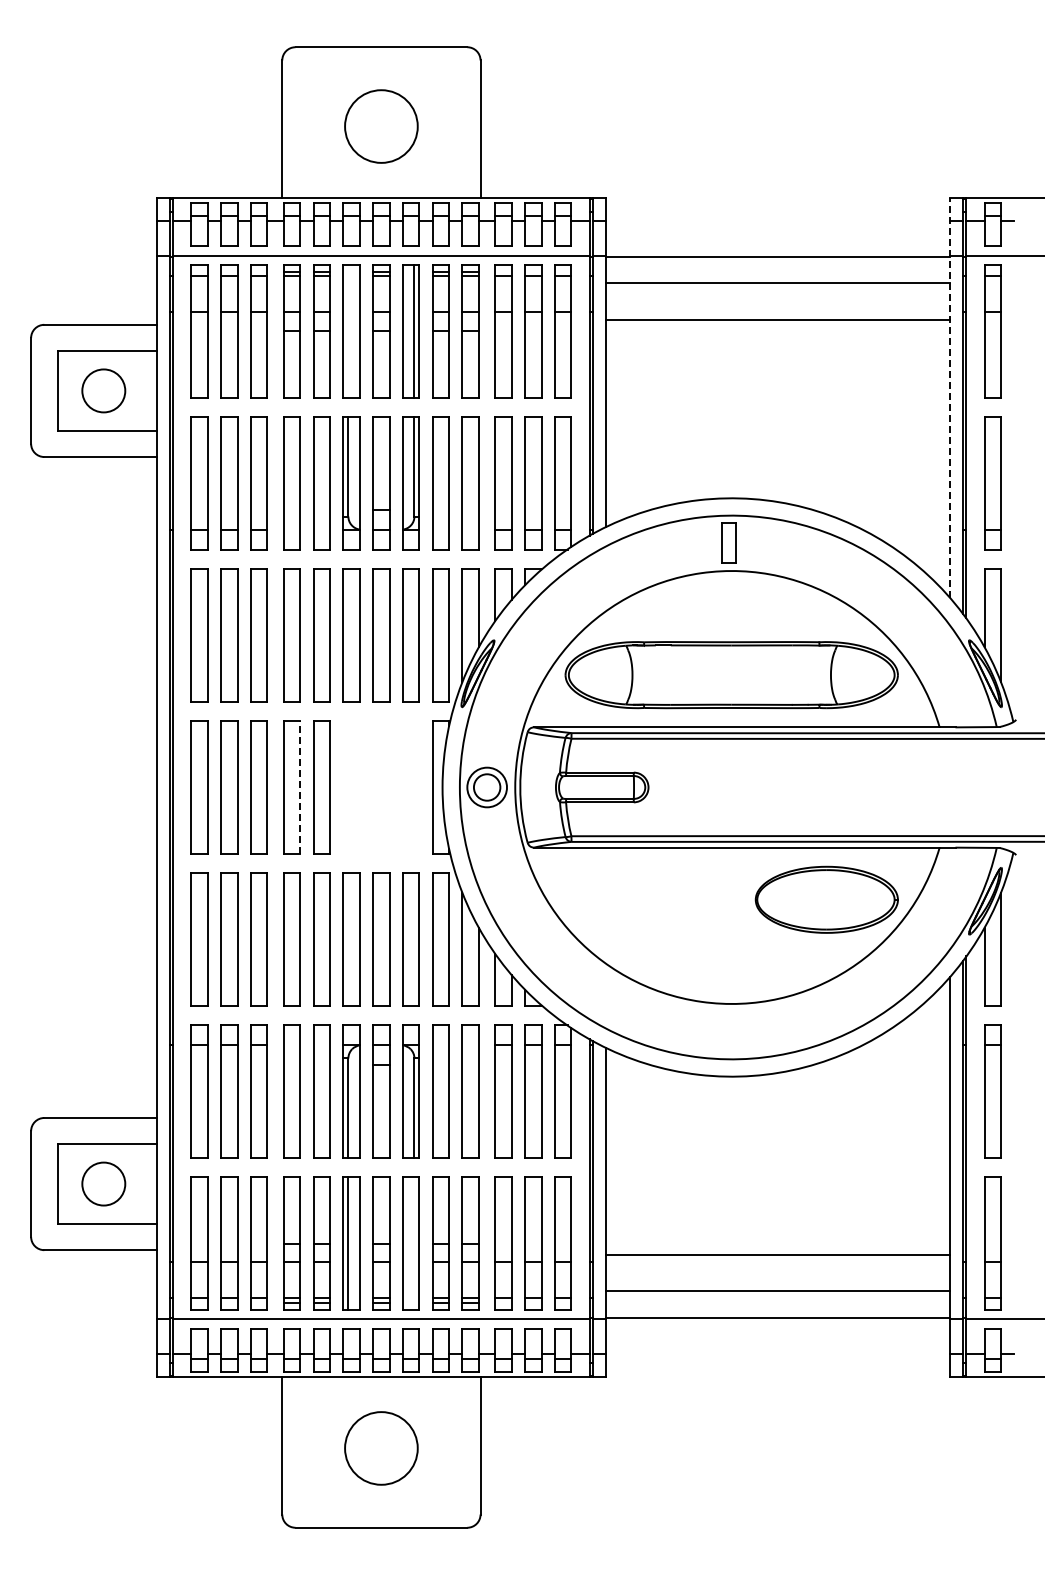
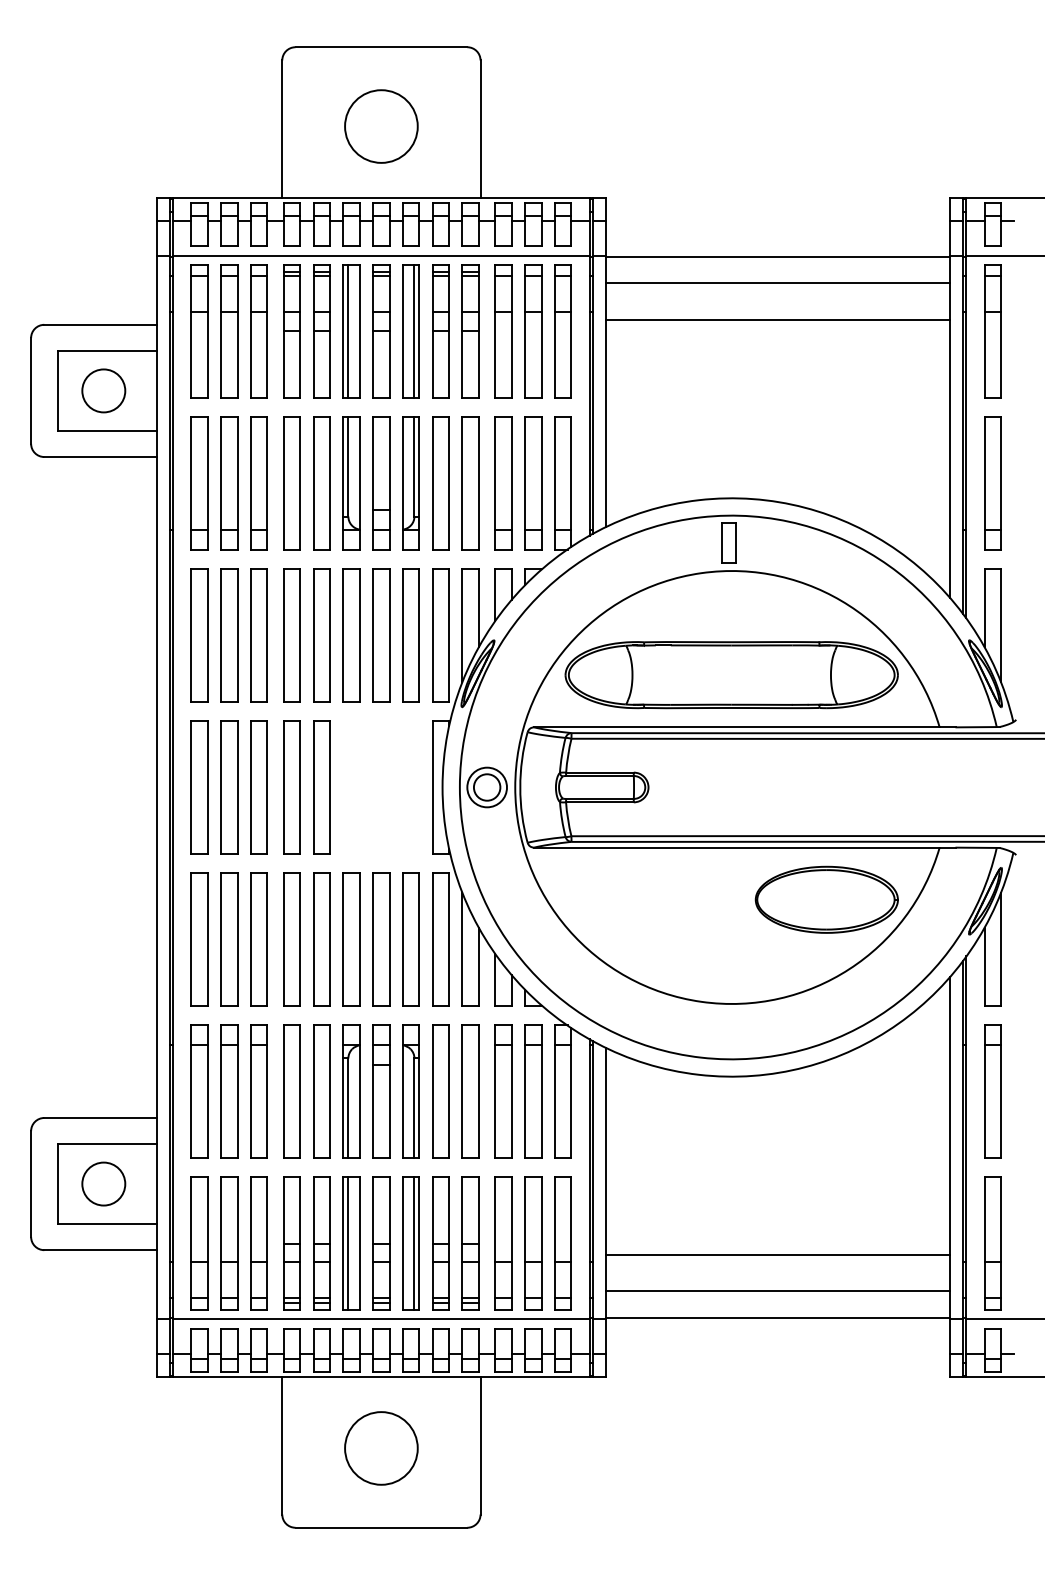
line: none -> present (348, 331)
line: dashed -> solid (949, 397)
line: dashed -> solid (300, 787)
line: none -> present (414, 1243)
